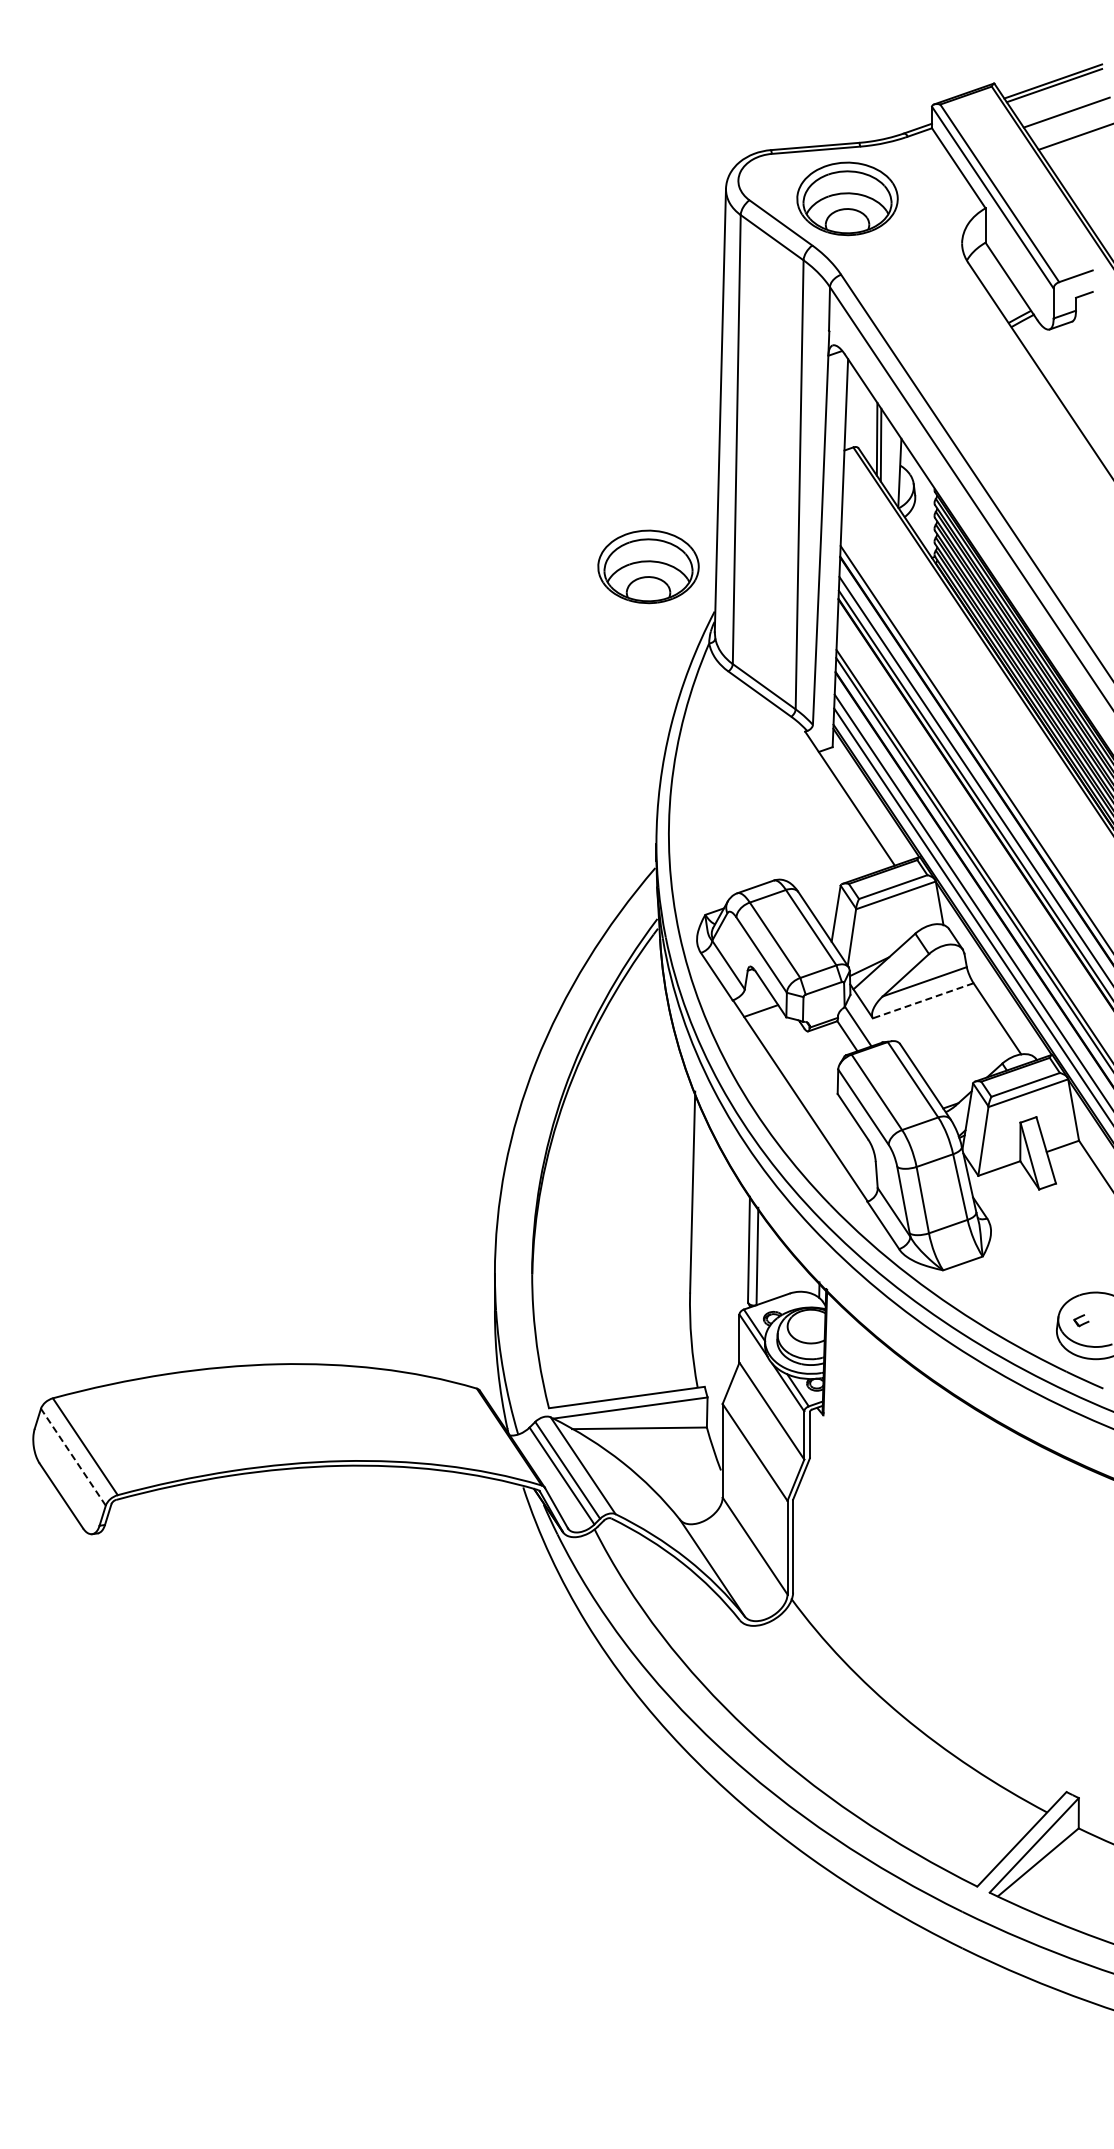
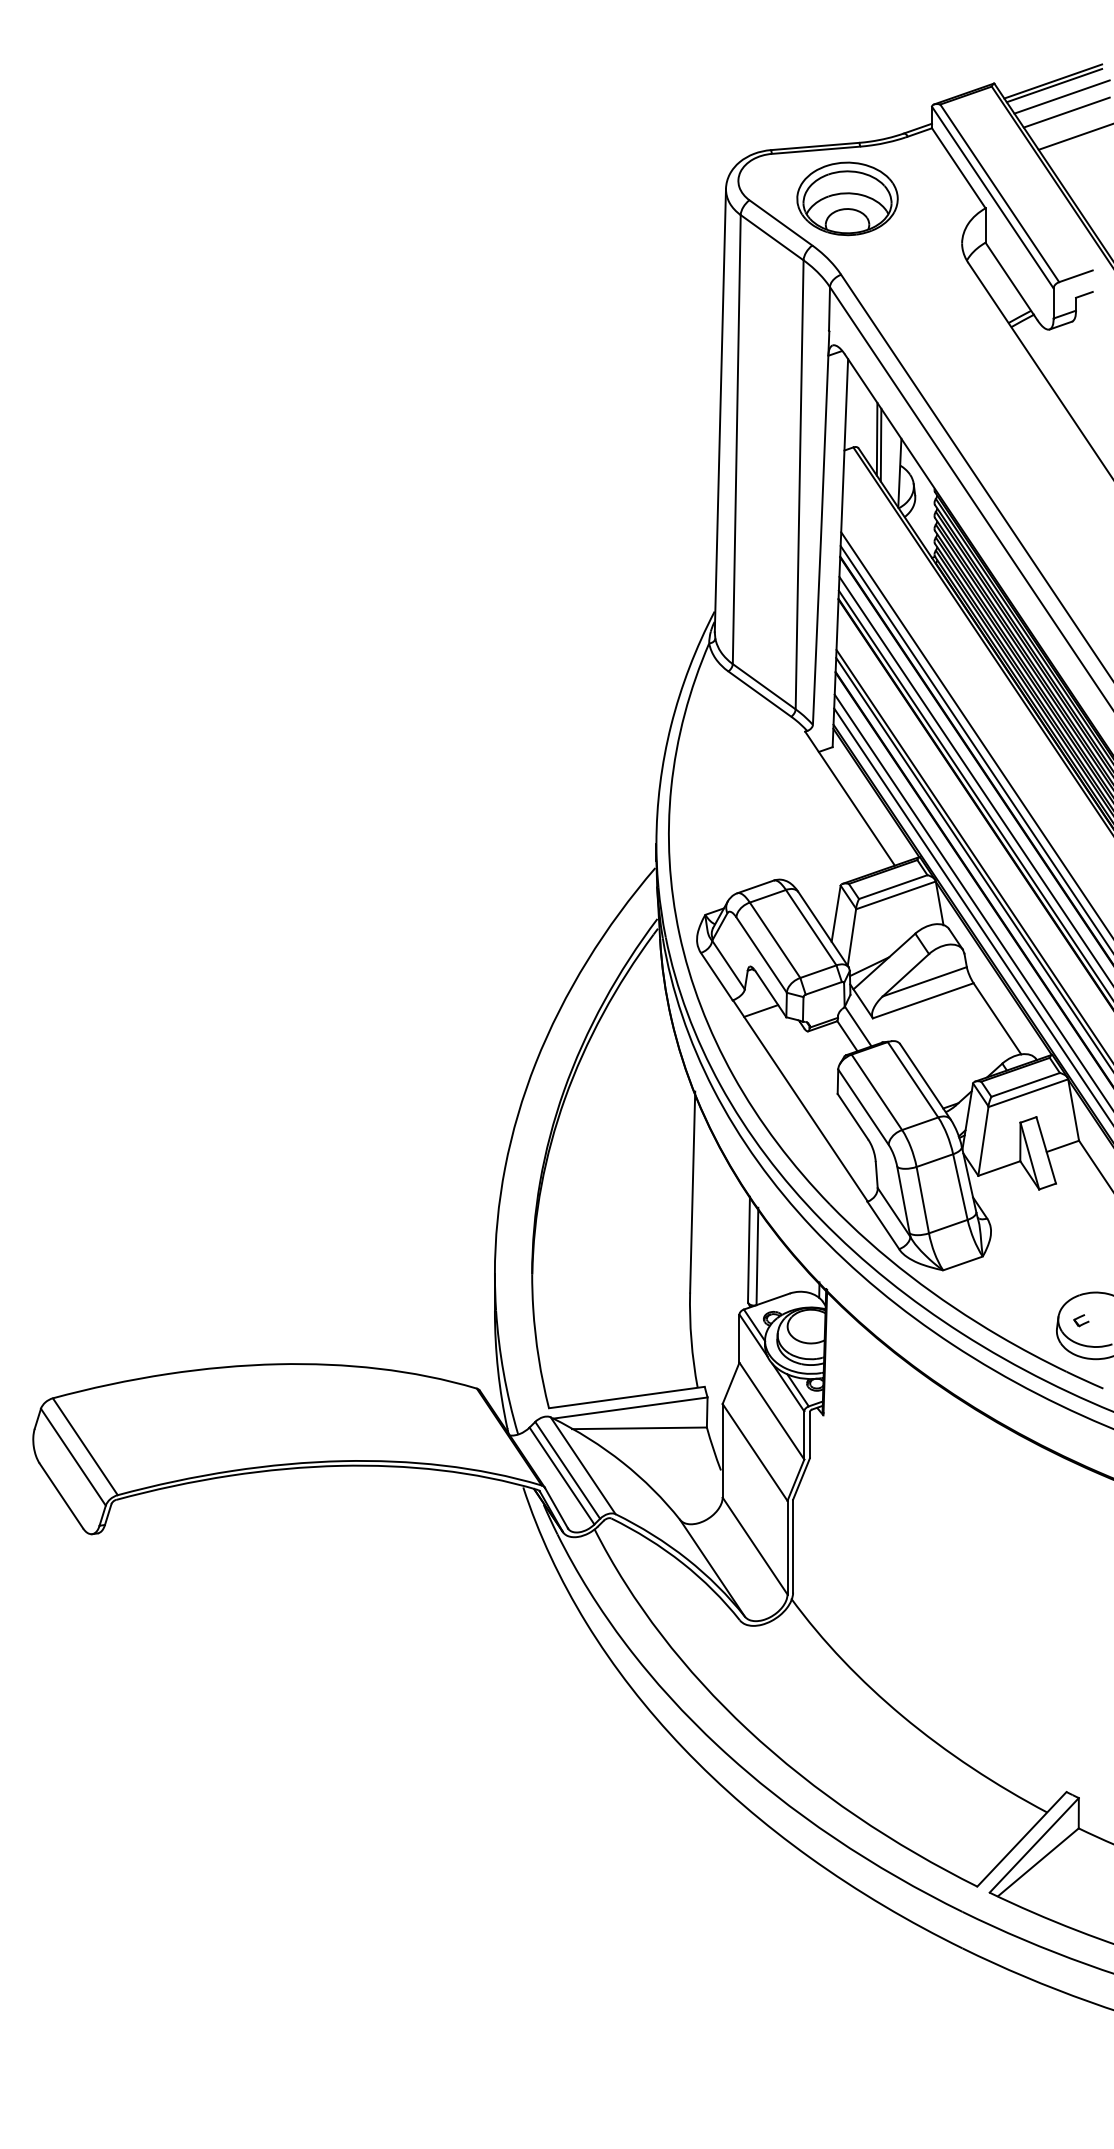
line: none -> present (1061, 96)
part: present -> none (648, 566)
line: none -> present (975, 733)
line: dashed -> solid (922, 1000)
line: dashed -> solid (73, 1456)
